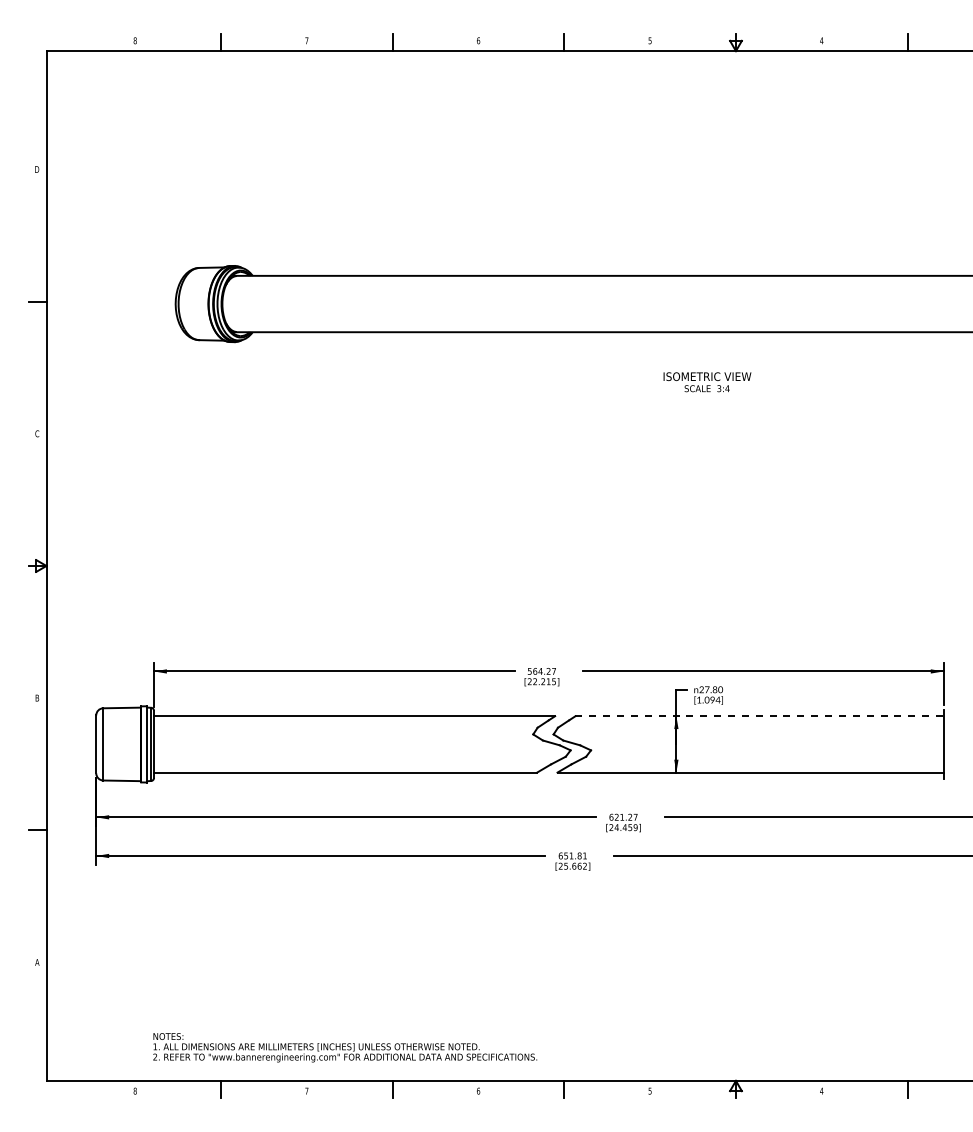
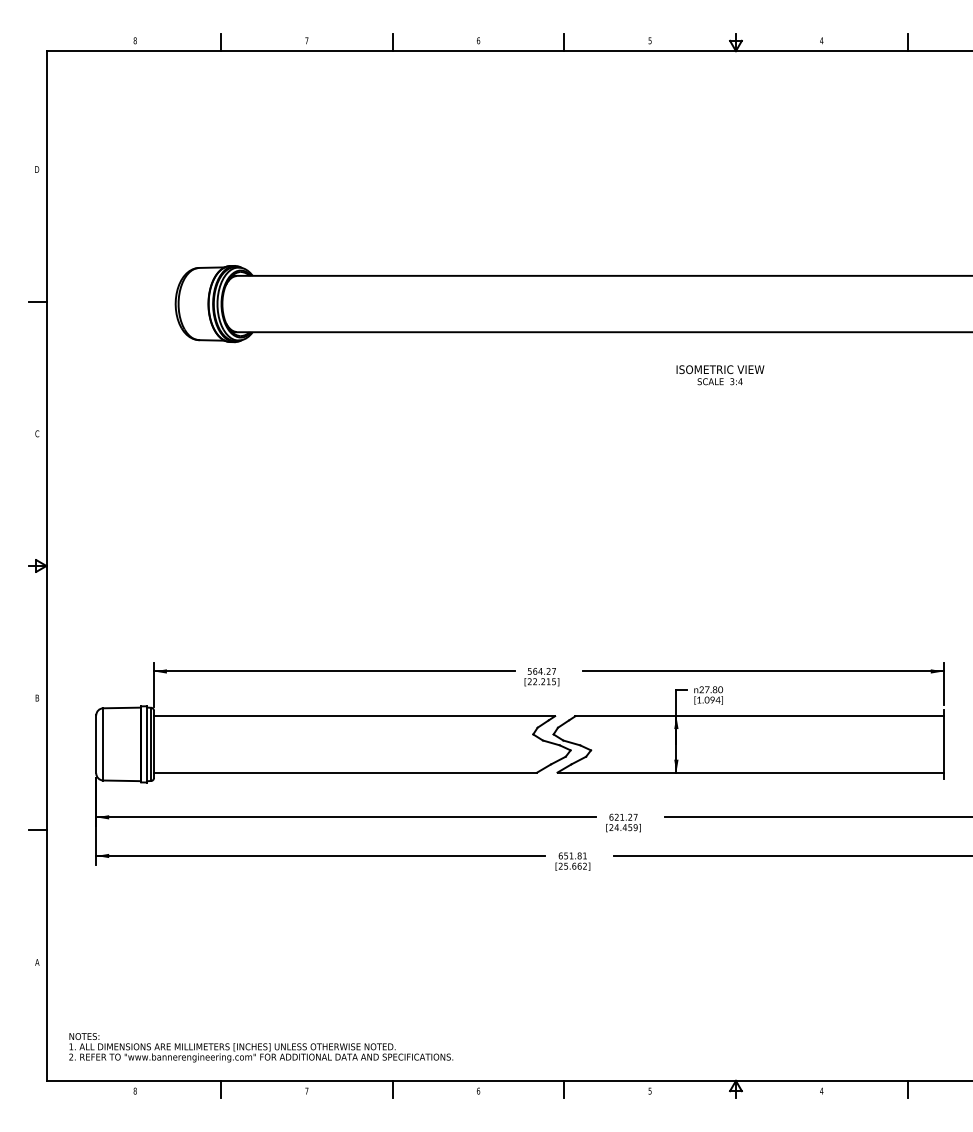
text position: (707, 382) -> (720, 375) (720, 375)
line: dashed -> solid (760, 716)
text position: (345, 1047) -> (261, 1047) (261, 1047)
